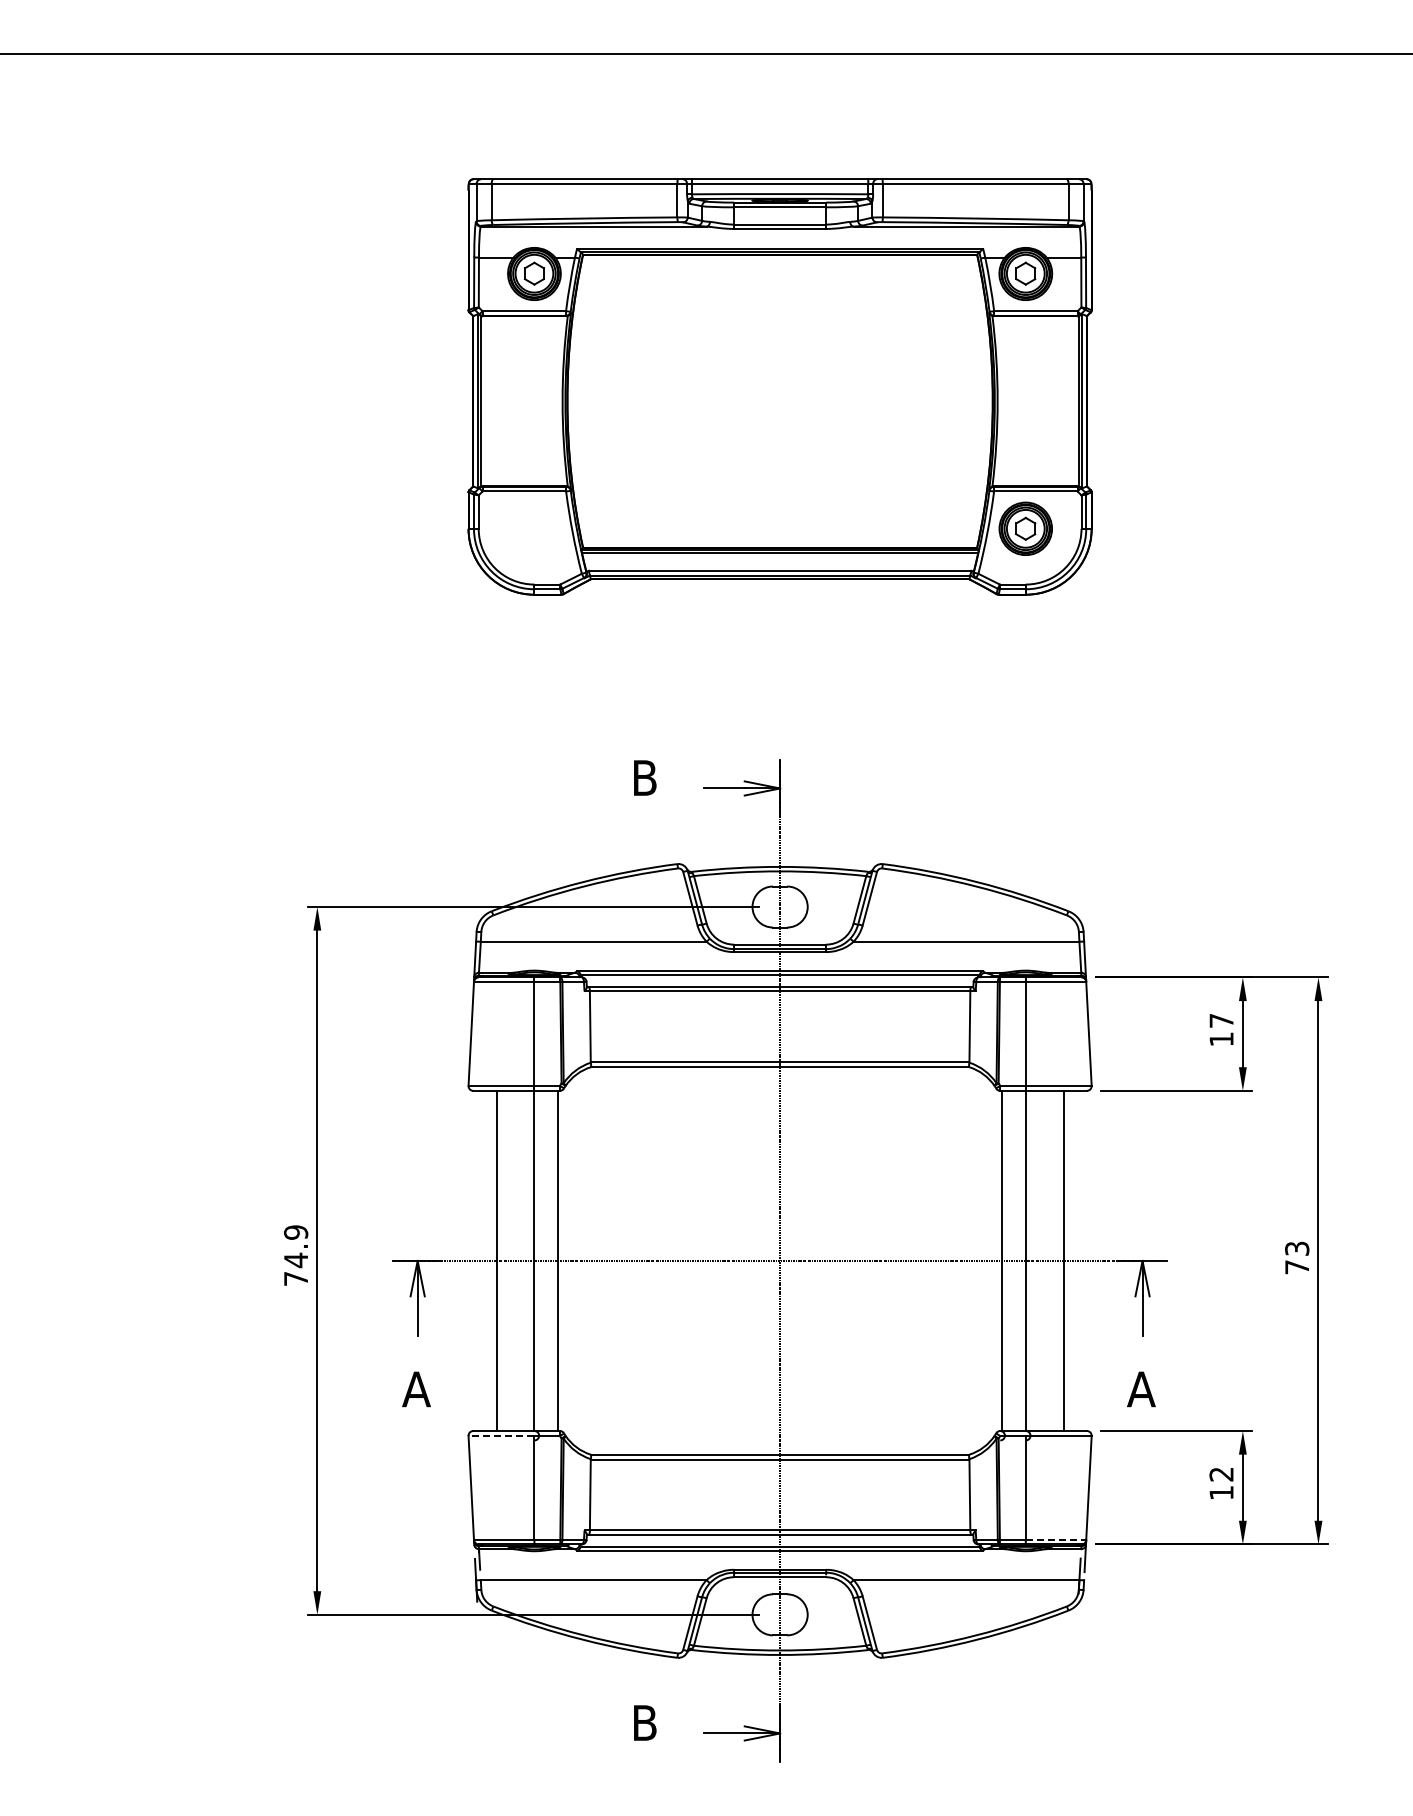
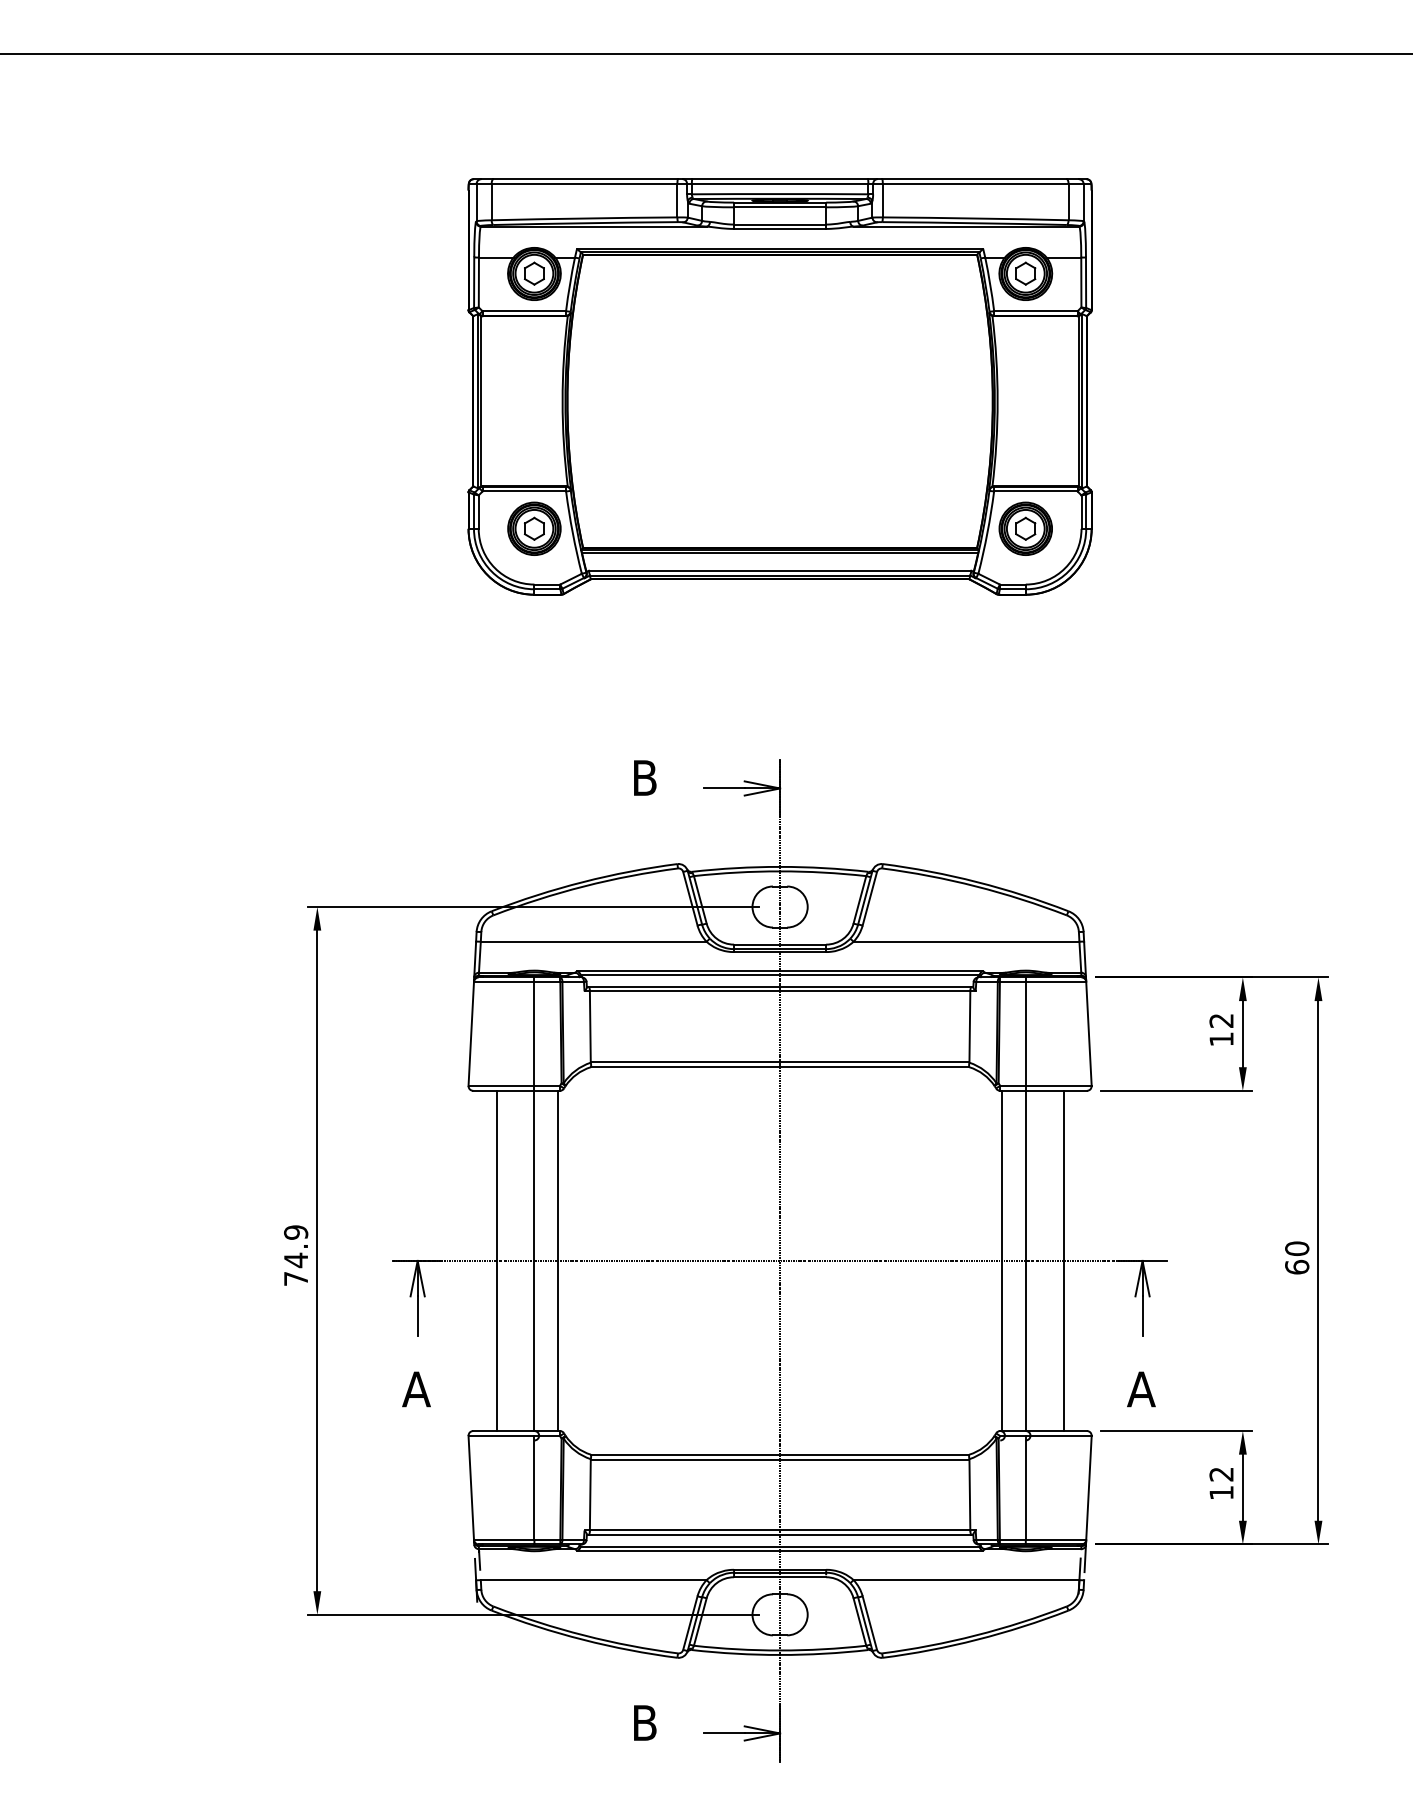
part: none -> present (534, 528)
text: 17 -> 12 (1221, 1020)
text: 73 -> 60 (1297, 1257)
line: dashed -> solid (501, 1436)
line: dashed -> solid (1056, 1539)
